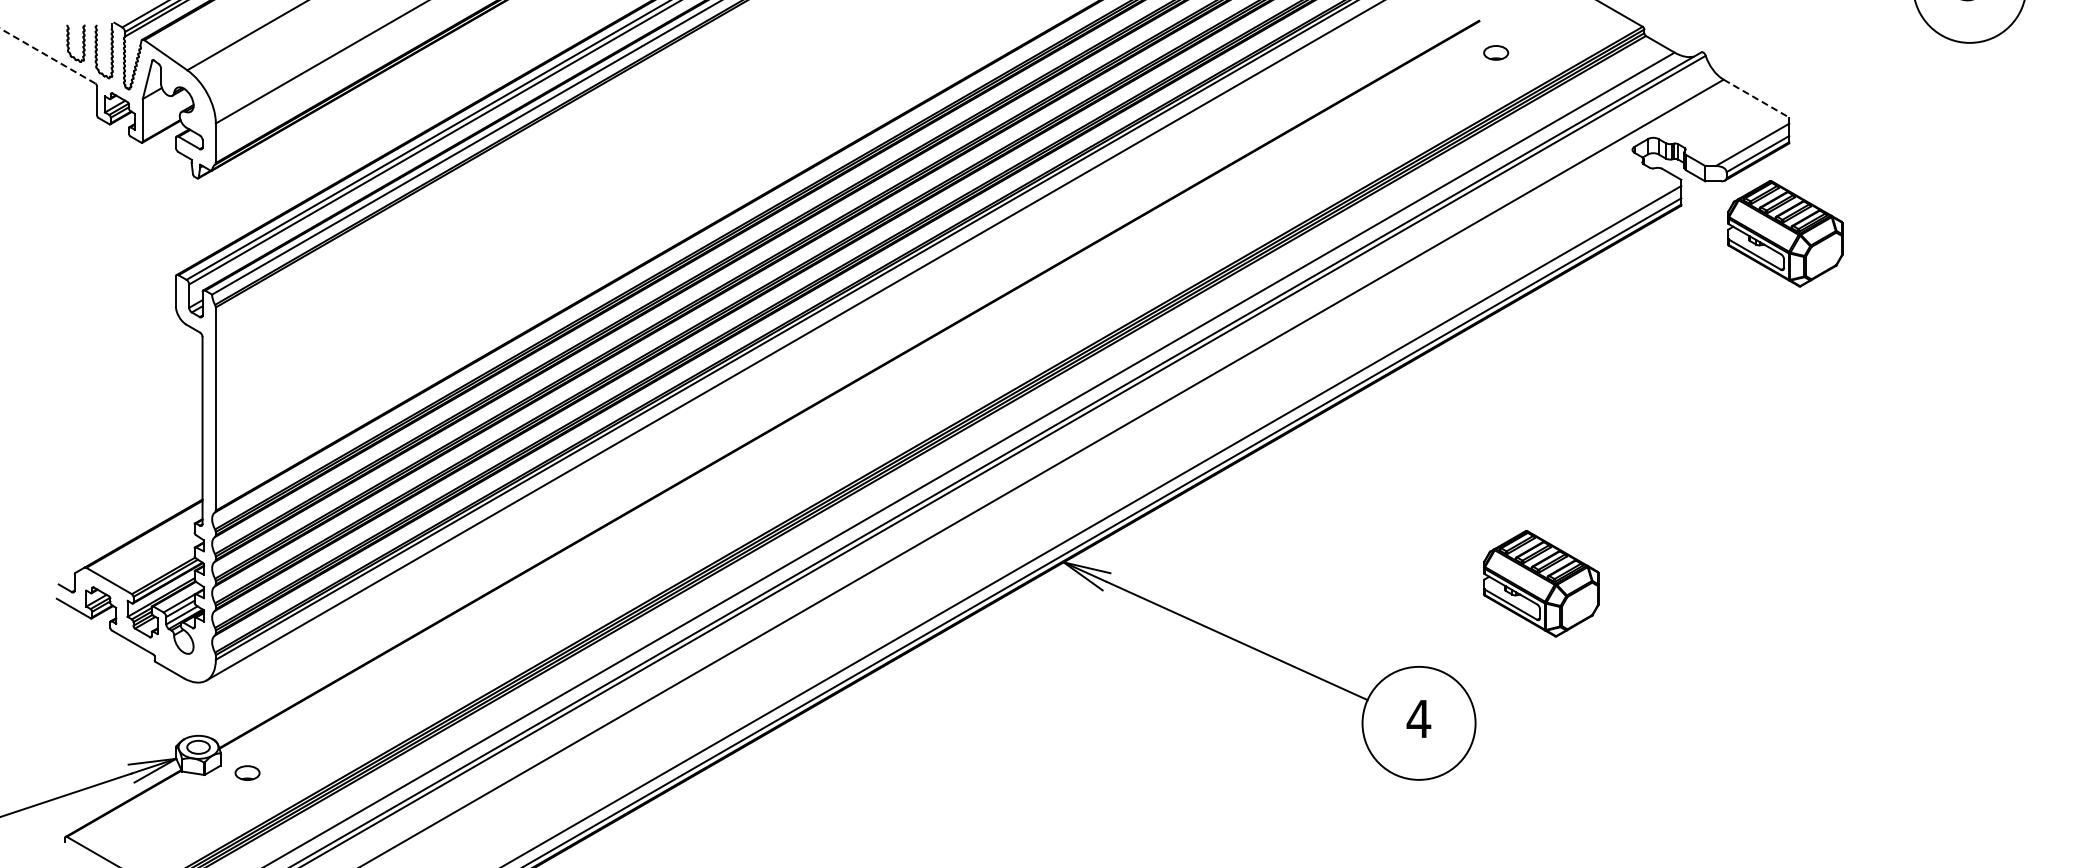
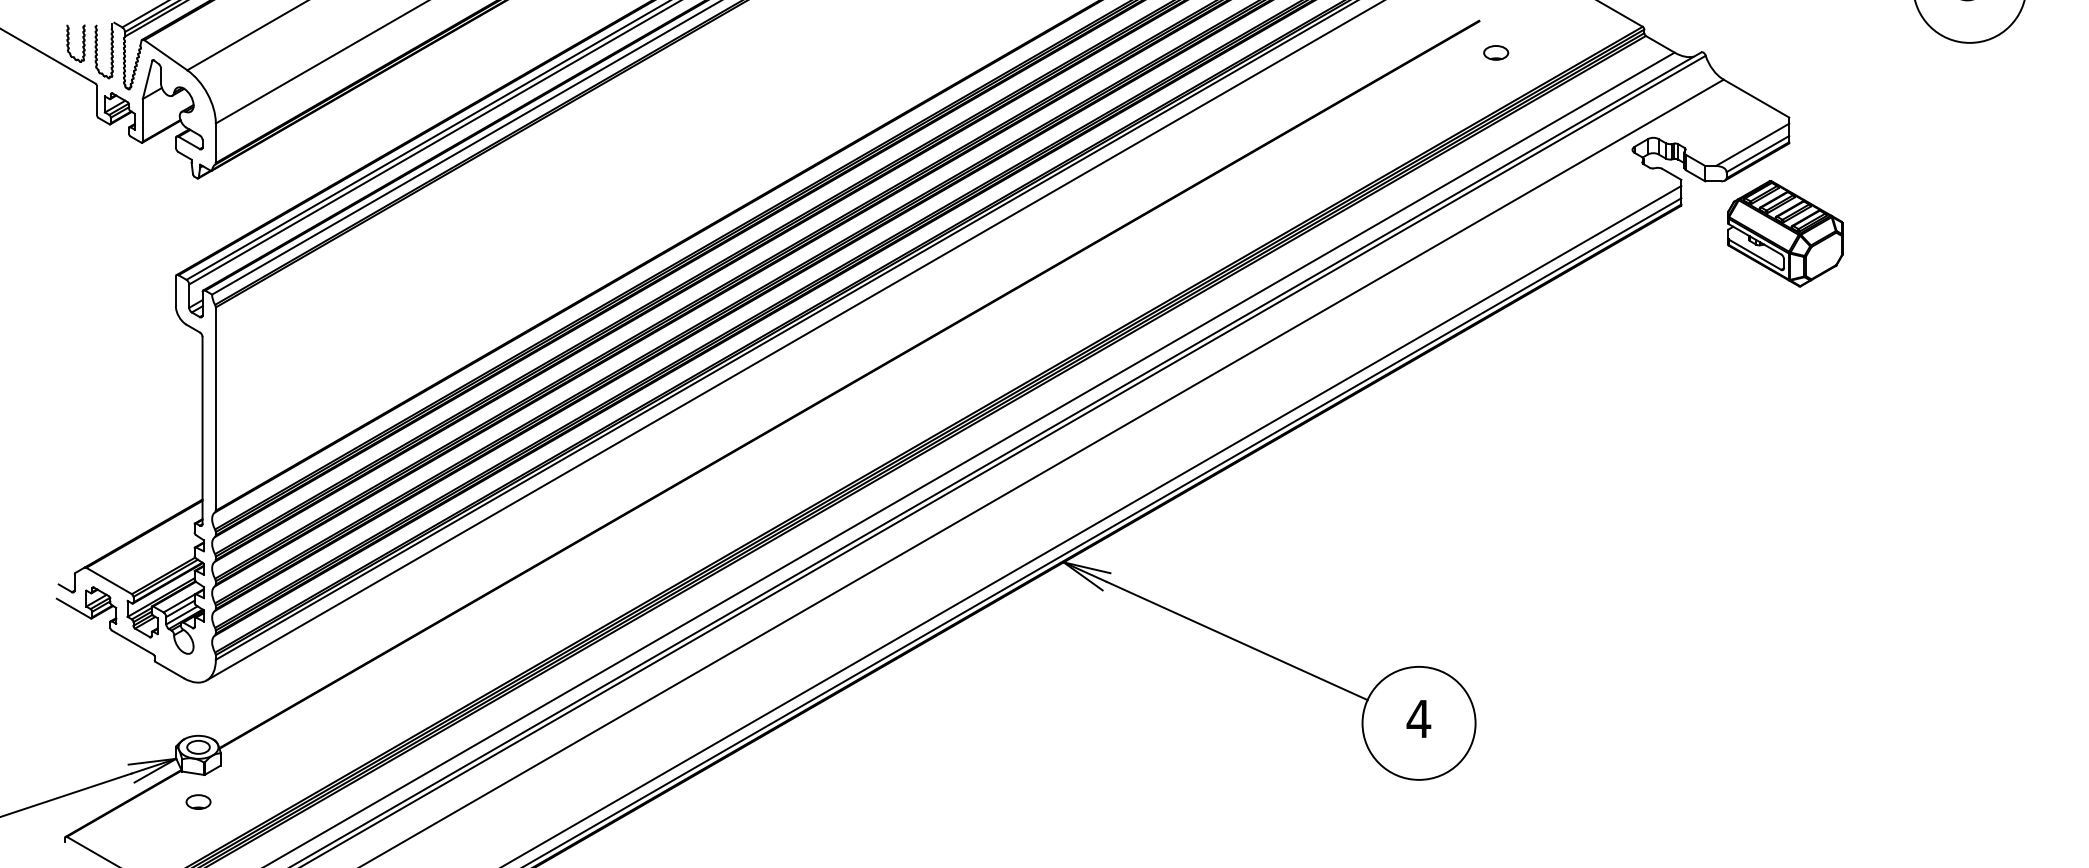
line: dashed -> solid (47, 56)
line: dashed -> solid (1756, 98)
part: present -> none (1541, 583)
part position: (247, 772) -> (198, 801) (198, 801)
